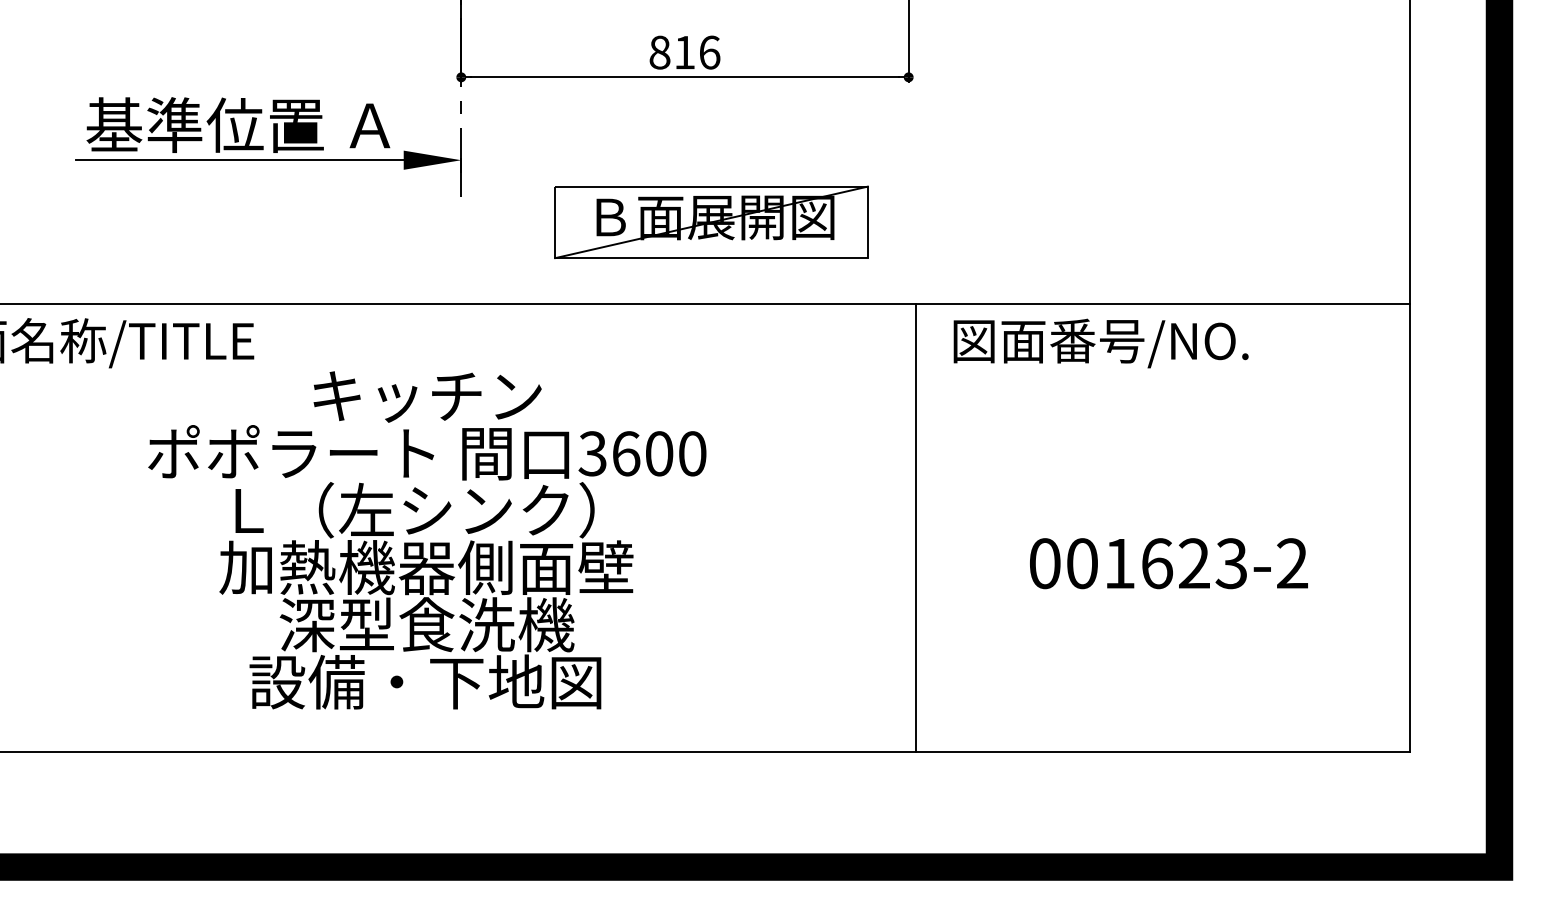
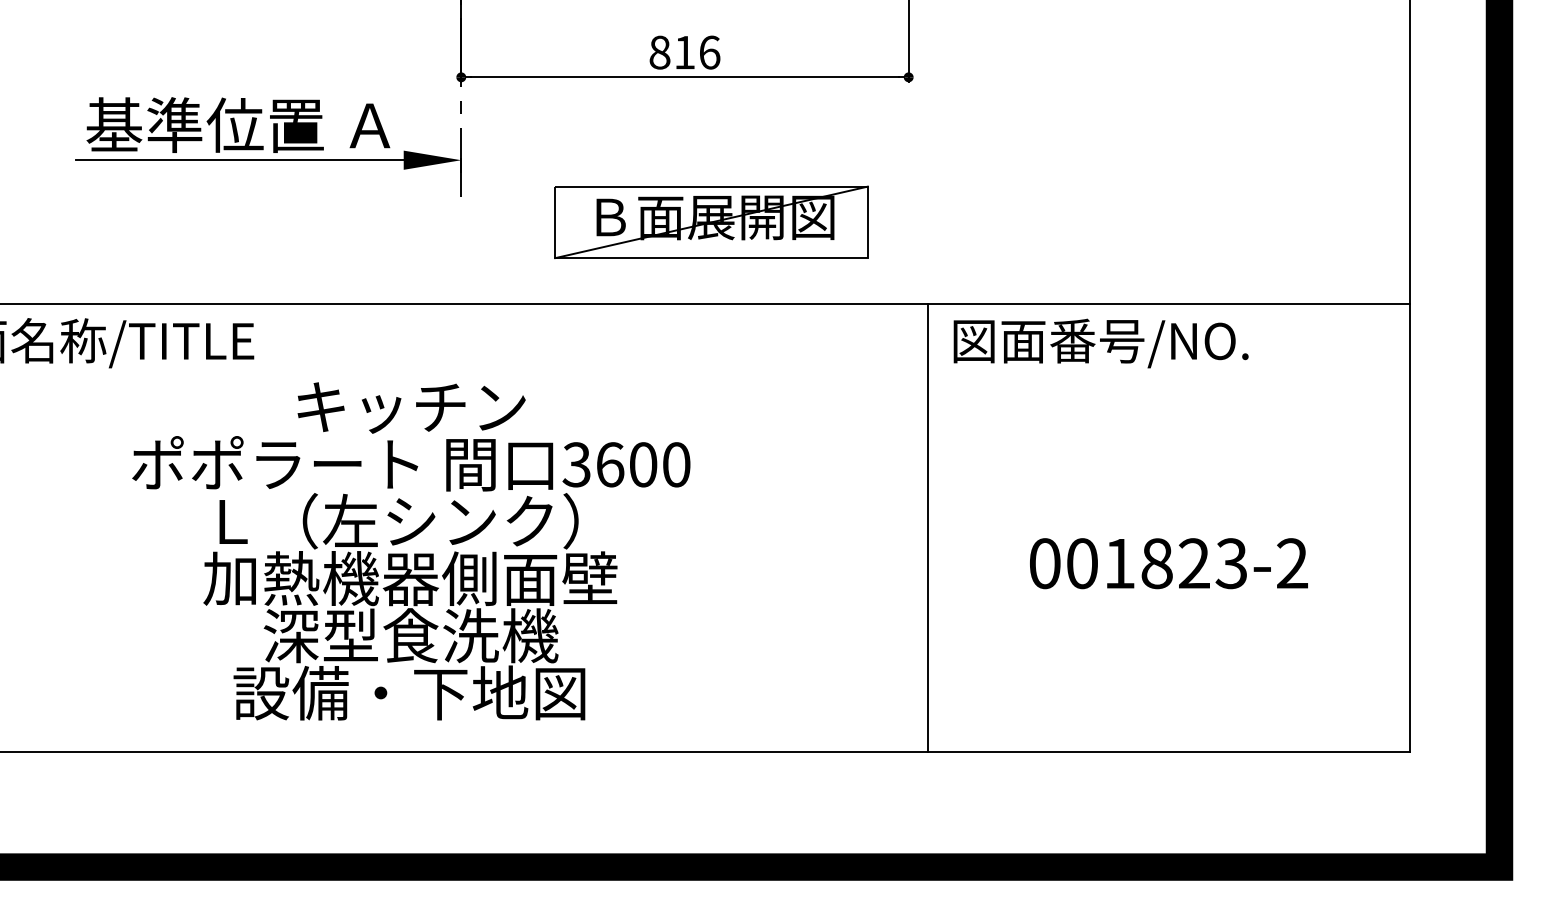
line position: (915, 527) -> (927, 527) (927, 527)
text position: (427, 540) -> (411, 551) (411, 551)
text: 001623-2 -> 001823-2 (1156, 563)
